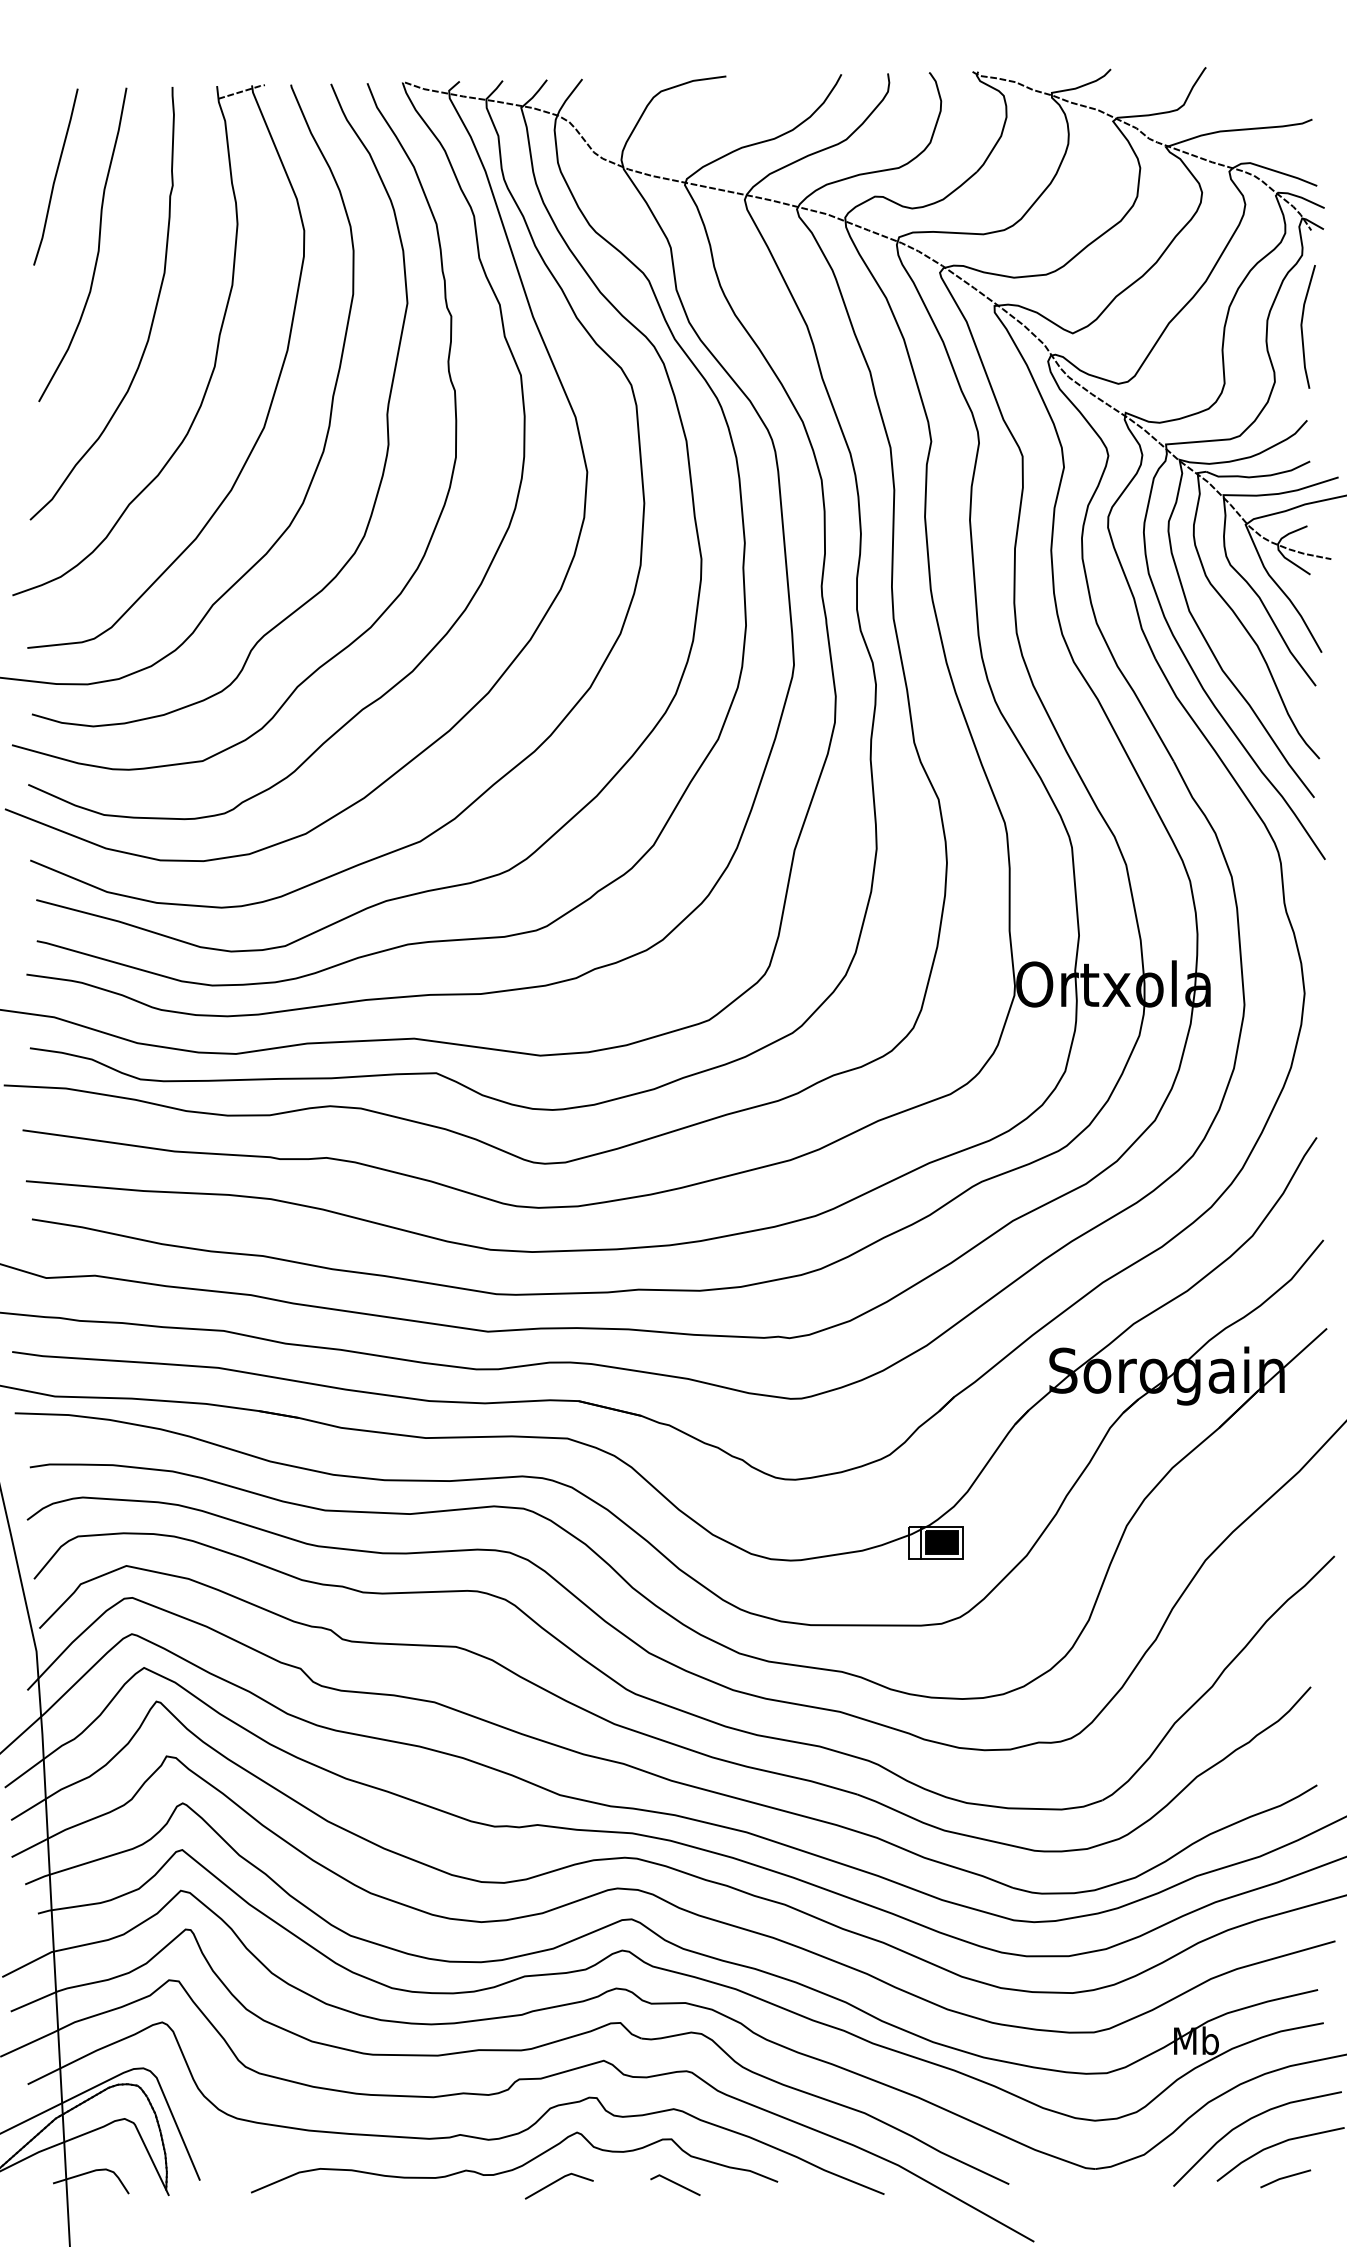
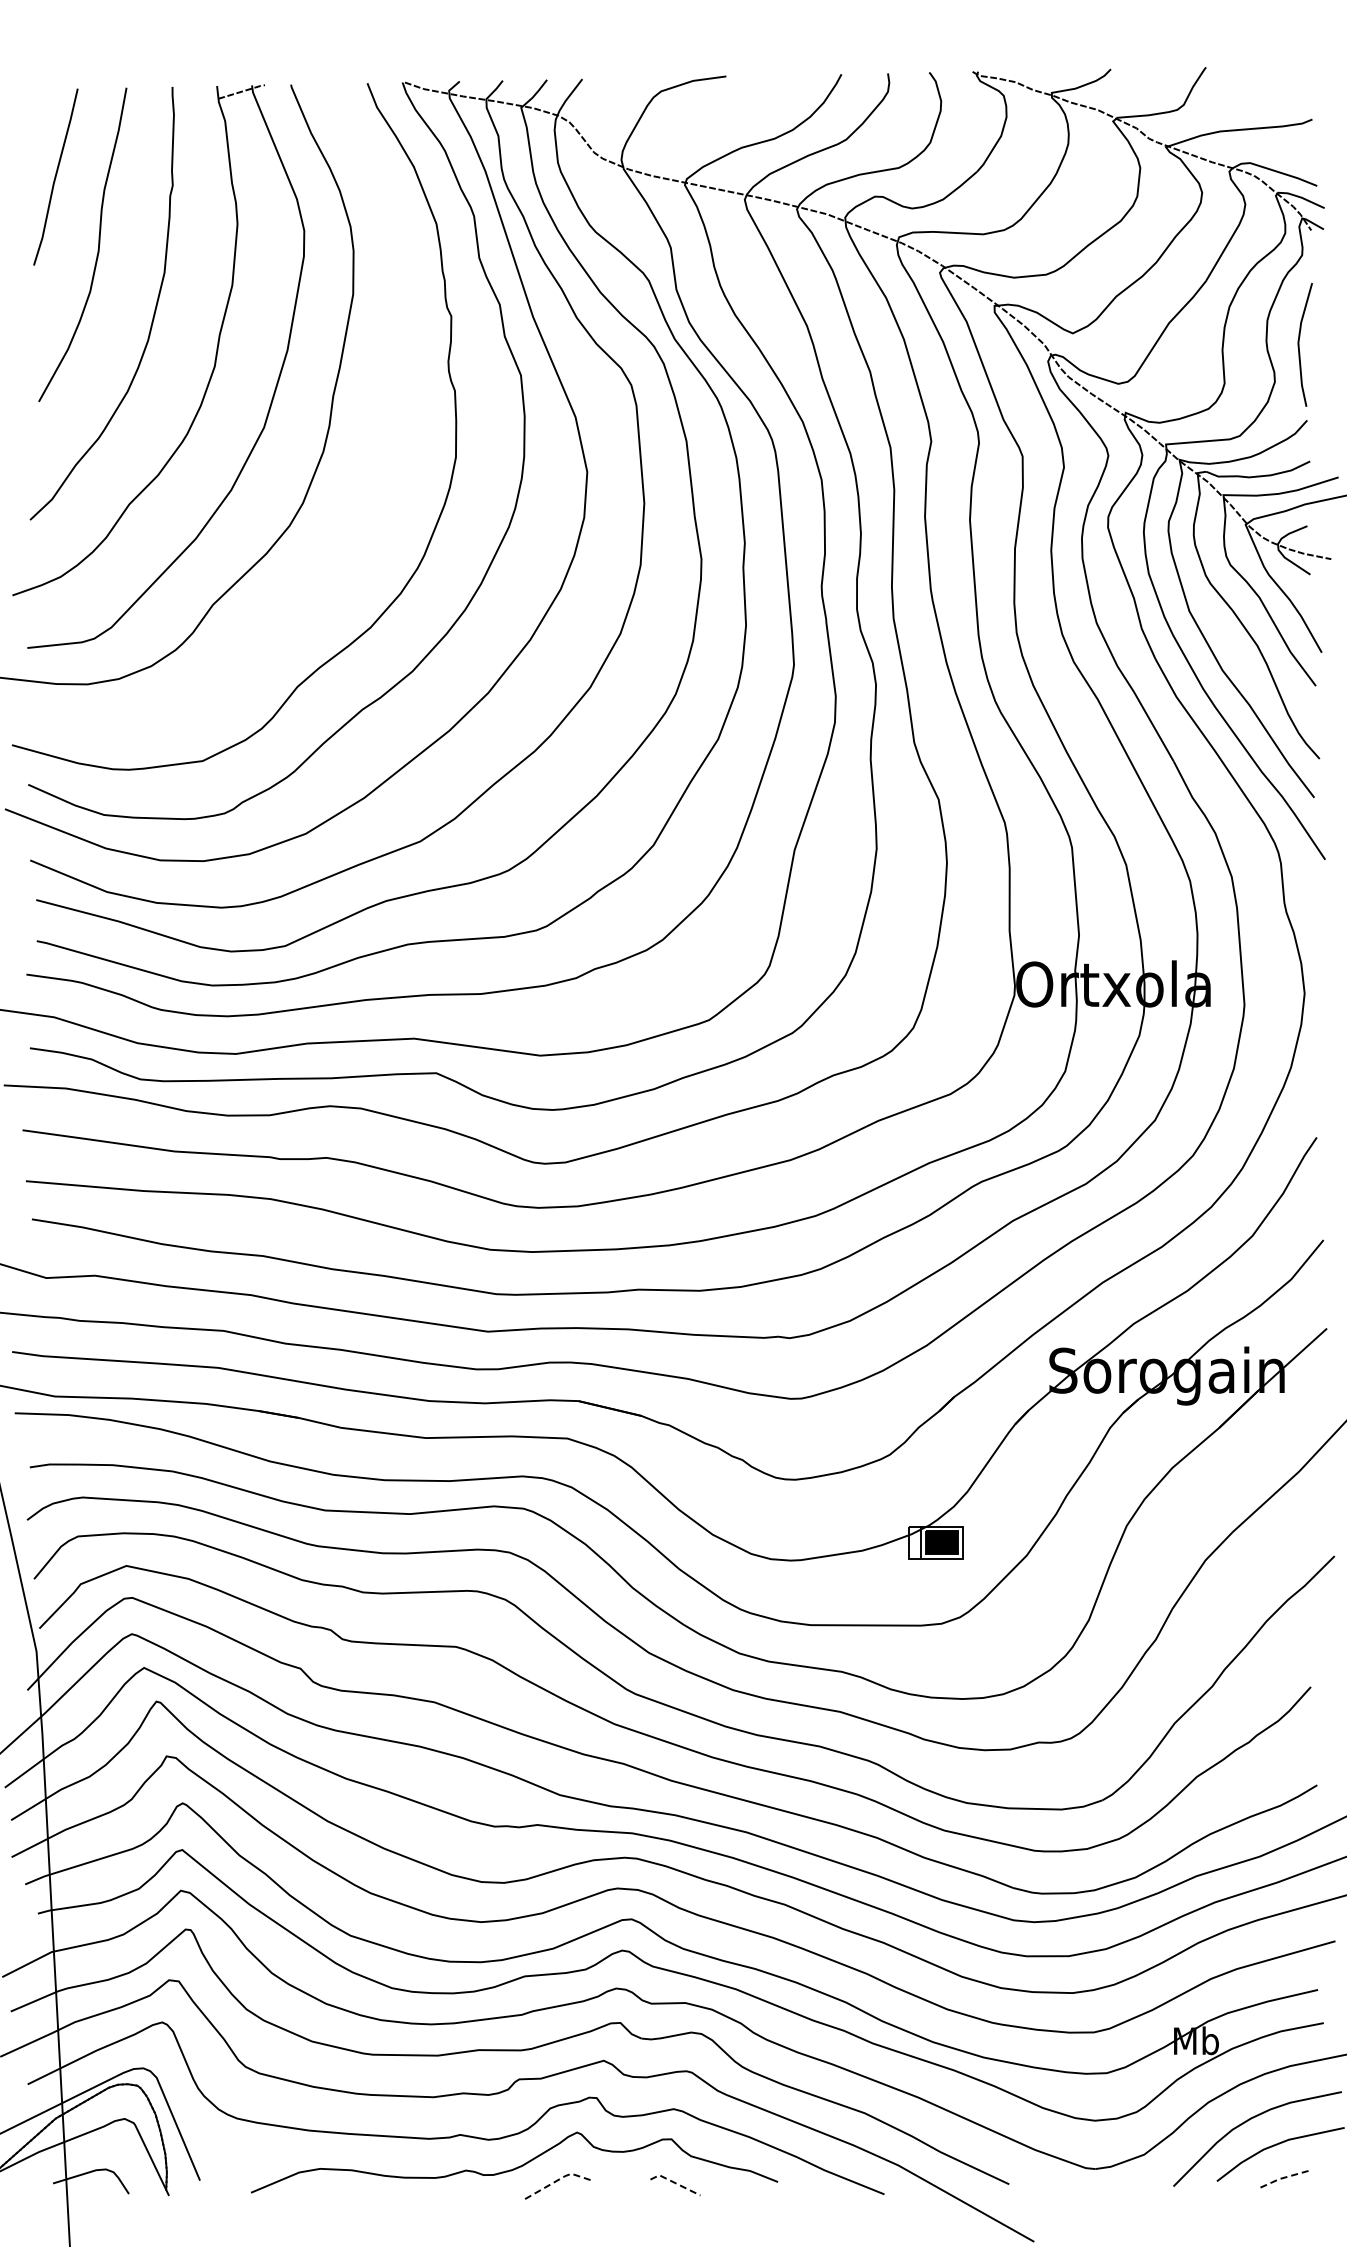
line position: (1302, 326) -> (1299, 344) (1299, 344)
curve: present -> none (386, 410)
line: solid -> dashed (1285, 2177)
line: solid -> dashed (559, 2179)
line: solid -> dashed (675, 2183)
